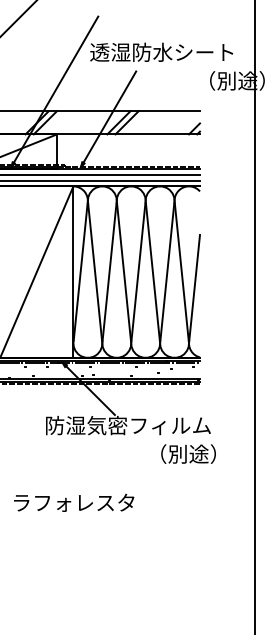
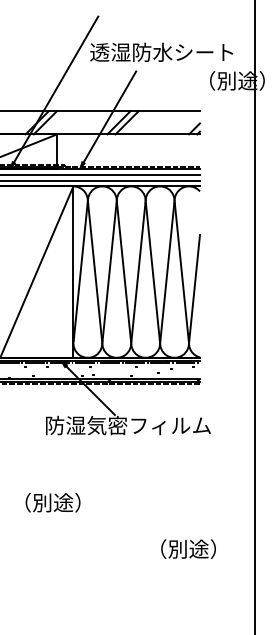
line: present -> none (18, 18)
text position: (188, 453) -> (188, 548) (188, 548)
text: ラフォレスタ -> （別途） (74, 502)
